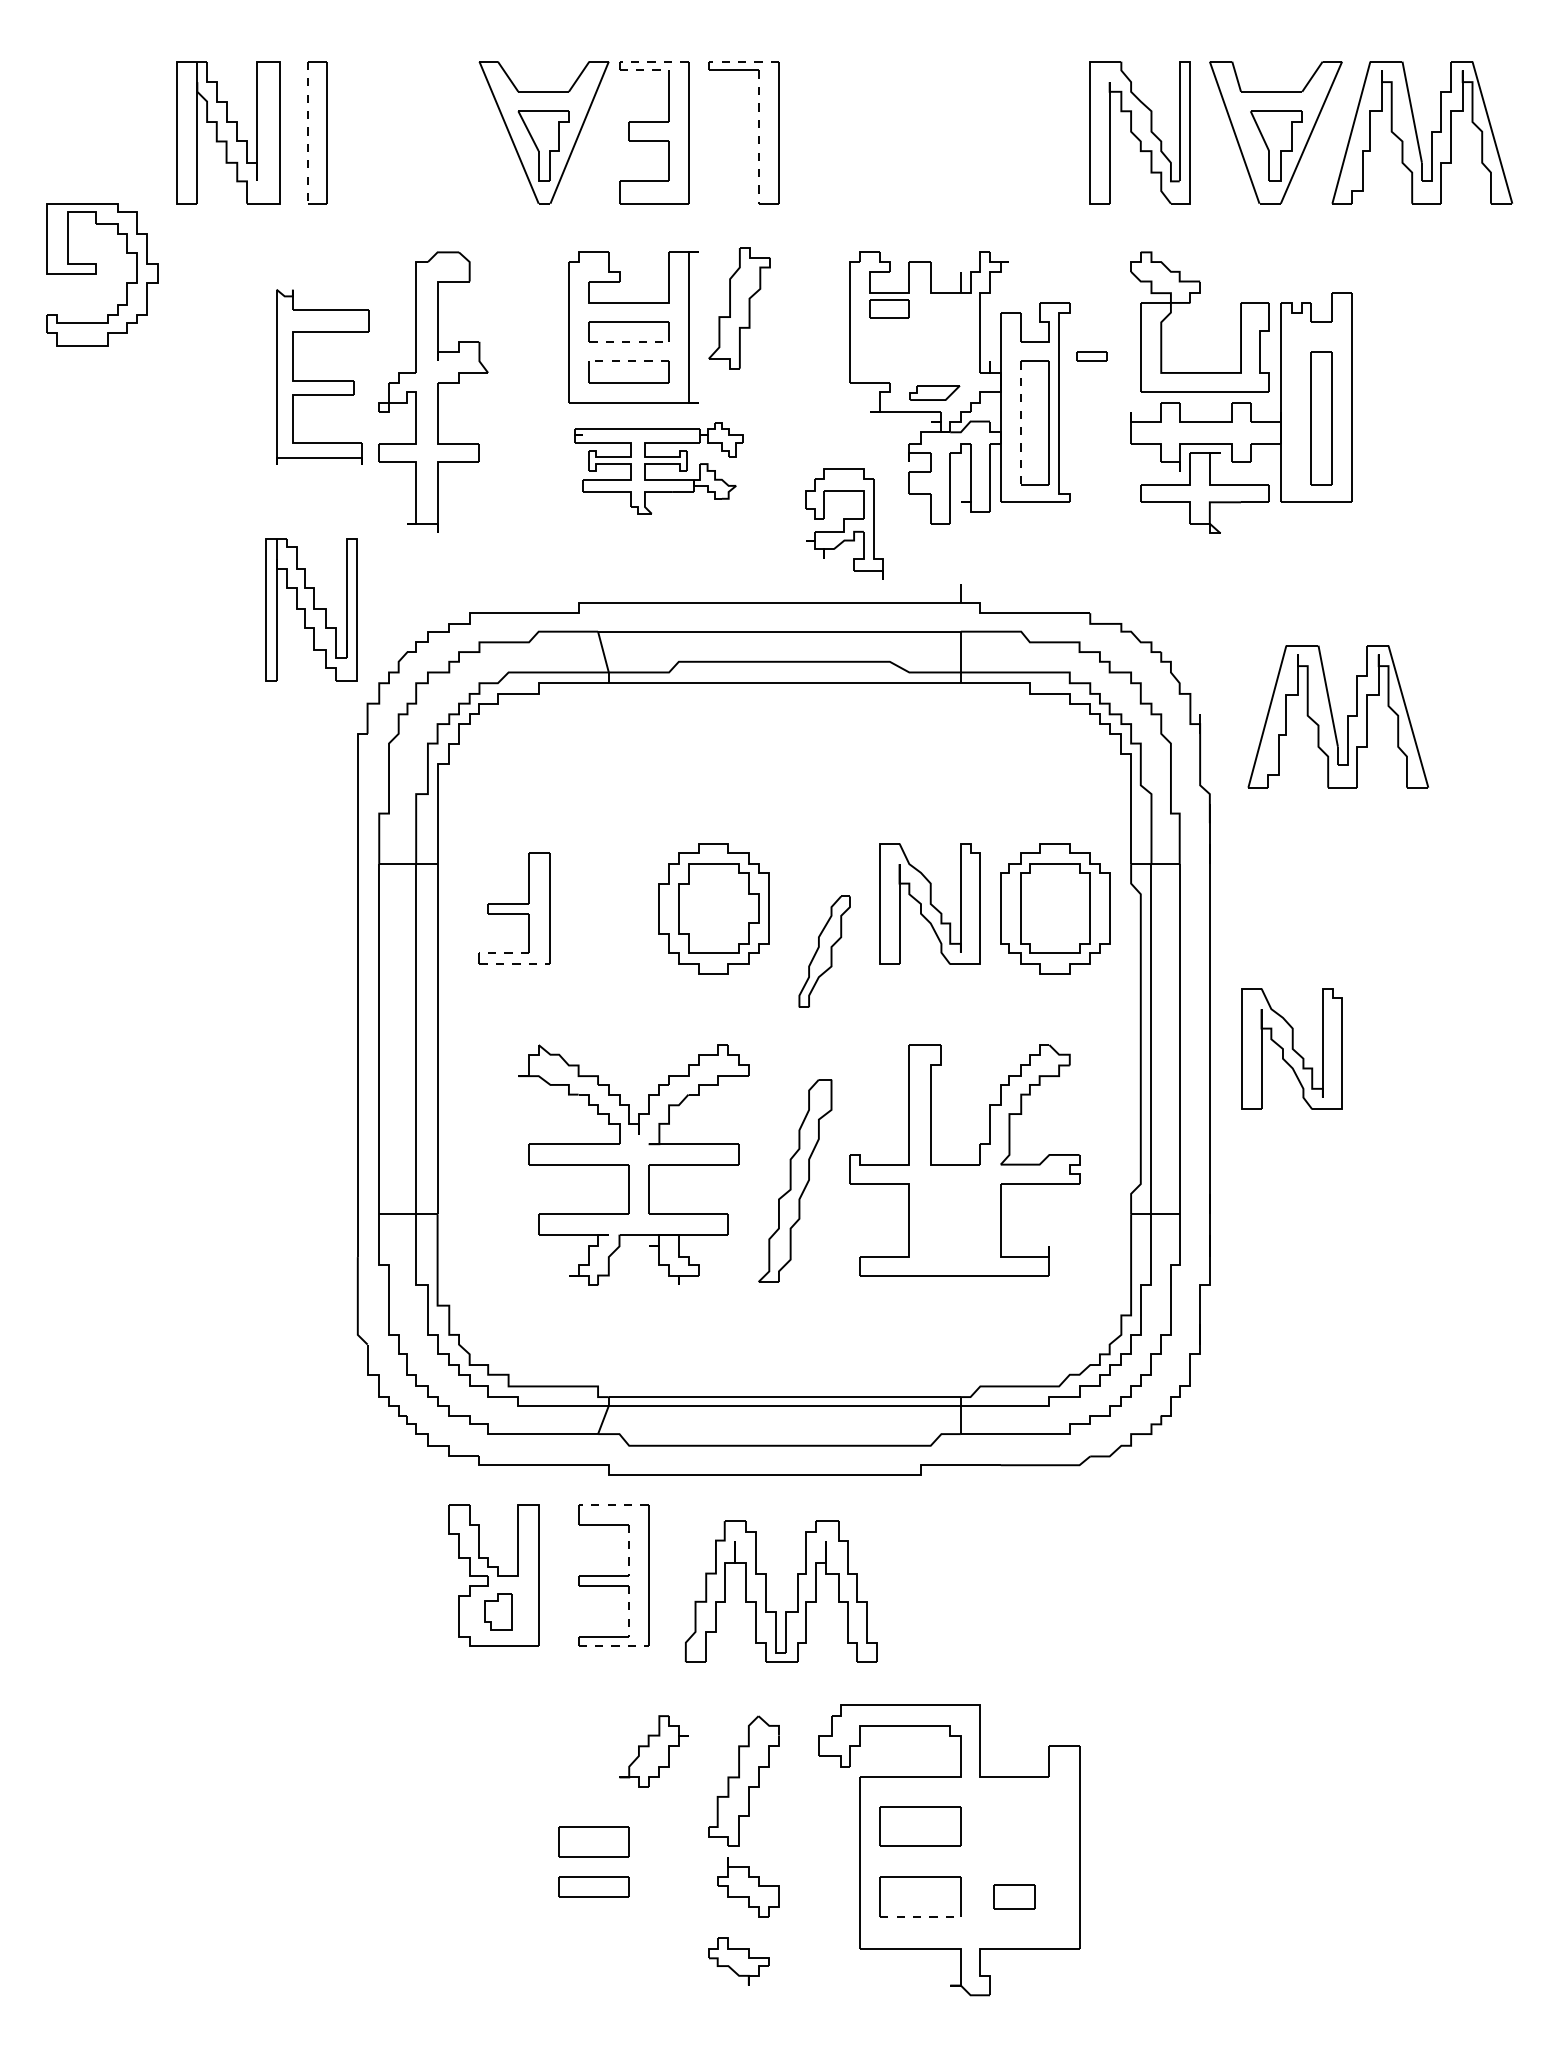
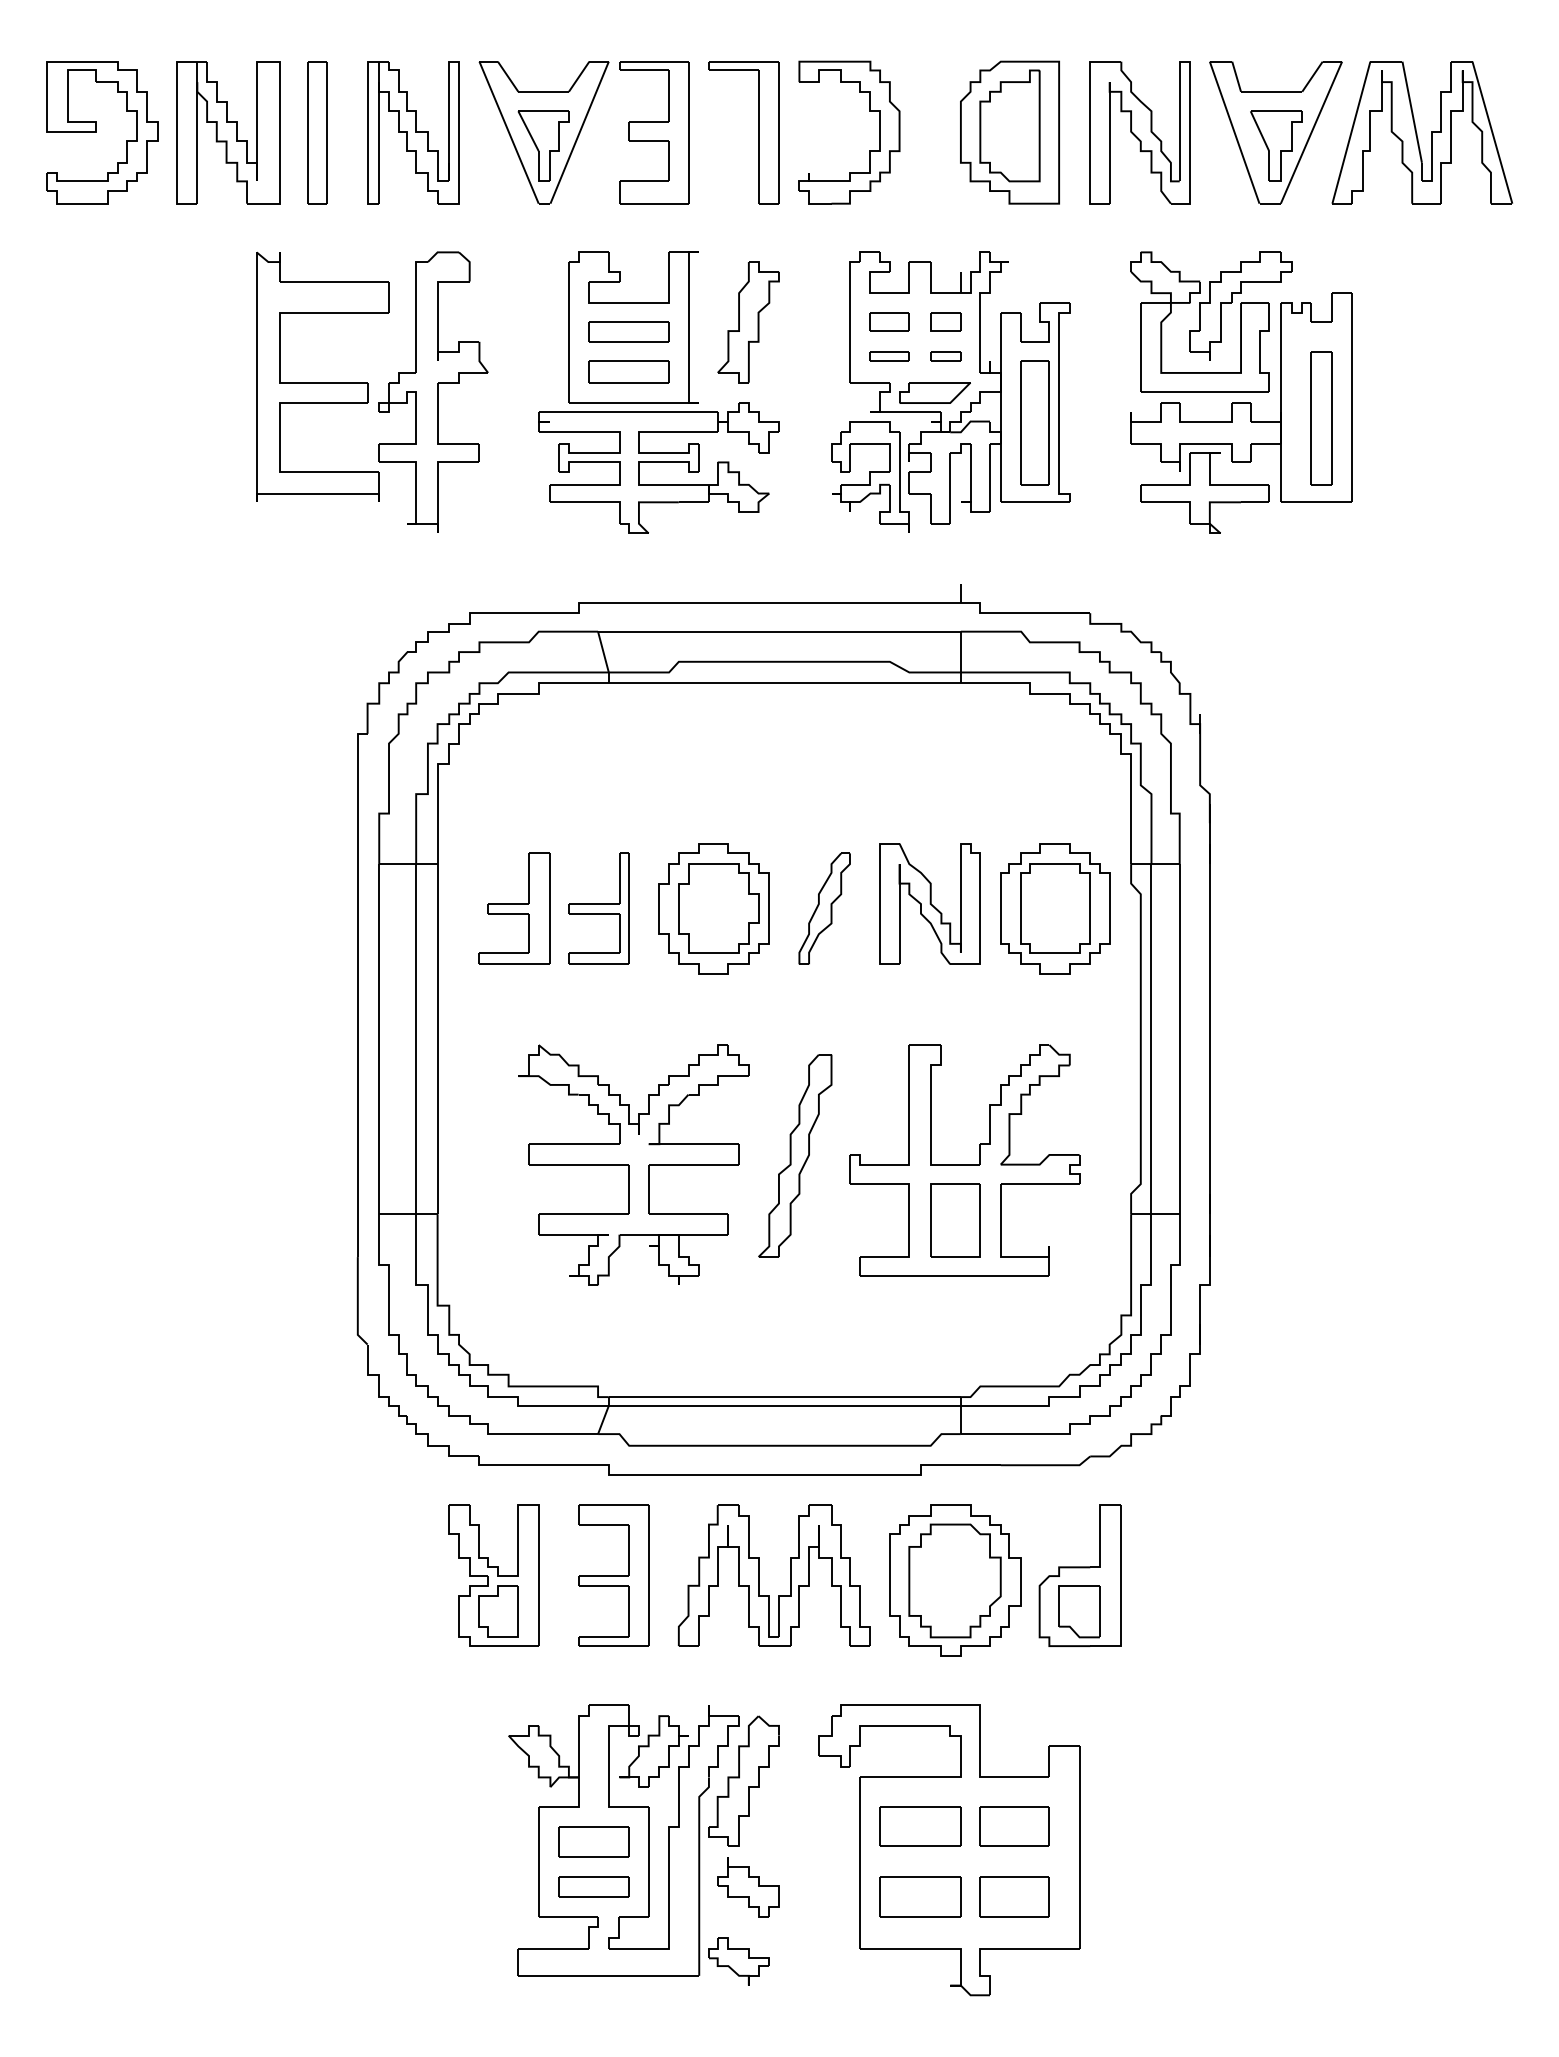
line: dashed -> solid (654, 61)
line: dashed -> solid (743, 61)
line: dashed -> solid (644, 70)
part: none -> present (1009, 132)
line: dashed -> solid (308, 133)
line: dashed -> solid (758, 137)
part: none -> present (869, 150)
part position: (102, 274) -> (102, 132) (102, 132)
part: none -> present (1232, 302)
part position: (739, 308) -> (748, 322) (748, 322)
part position: (889, 308) -> (889, 321) (889, 321)
part: none -> present (945, 321)
line: dashed -> solid (629, 341)
part: none -> present (889, 356)
part position: (1091, 356) -> (945, 356) (945, 356)
line: dashed -> solid (629, 361)
part size: 94x176 px -> 134x251 px (322, 376)
part size: 52x16 px -> 72x22 px (934, 392)
line: dashed -> solid (1021, 423)
part size: 170x93 px -> 242x132 px (658, 467)
part position: (844, 523) -> (870, 476) (870, 476)
part position: (311, 609) -> (413, 132) (413, 132)
part: present -> none (1338, 716)
part: none -> present (598, 908)
part position: (824, 951) -> (824, 908) (824, 908)
line: dashed -> solid (504, 952)
line: dashed -> solid (516, 964)
part: present -> none (1291, 1048)
part position: (795, 1180) -> (795, 1155) (795, 1155)
part: none -> present (955, 1220)
line: dashed -> solid (613, 1505)
line: dashed -> solid (629, 1550)
part: none -> present (1079, 1575)
part: none -> present (955, 1580)
part position: (766, 1591) -> (759, 1575) (759, 1575)
part size: 29x38 px -> 41x53 px (498, 1611)
line: dashed -> solid (629, 1611)
line: dashed -> solid (614, 1646)
part: none -> present (1014, 1826)
part: none -> present (623, 1840)
part size: 43x26 px -> 71x42 px (1014, 1896)
line: dashed -> solid (921, 1916)
